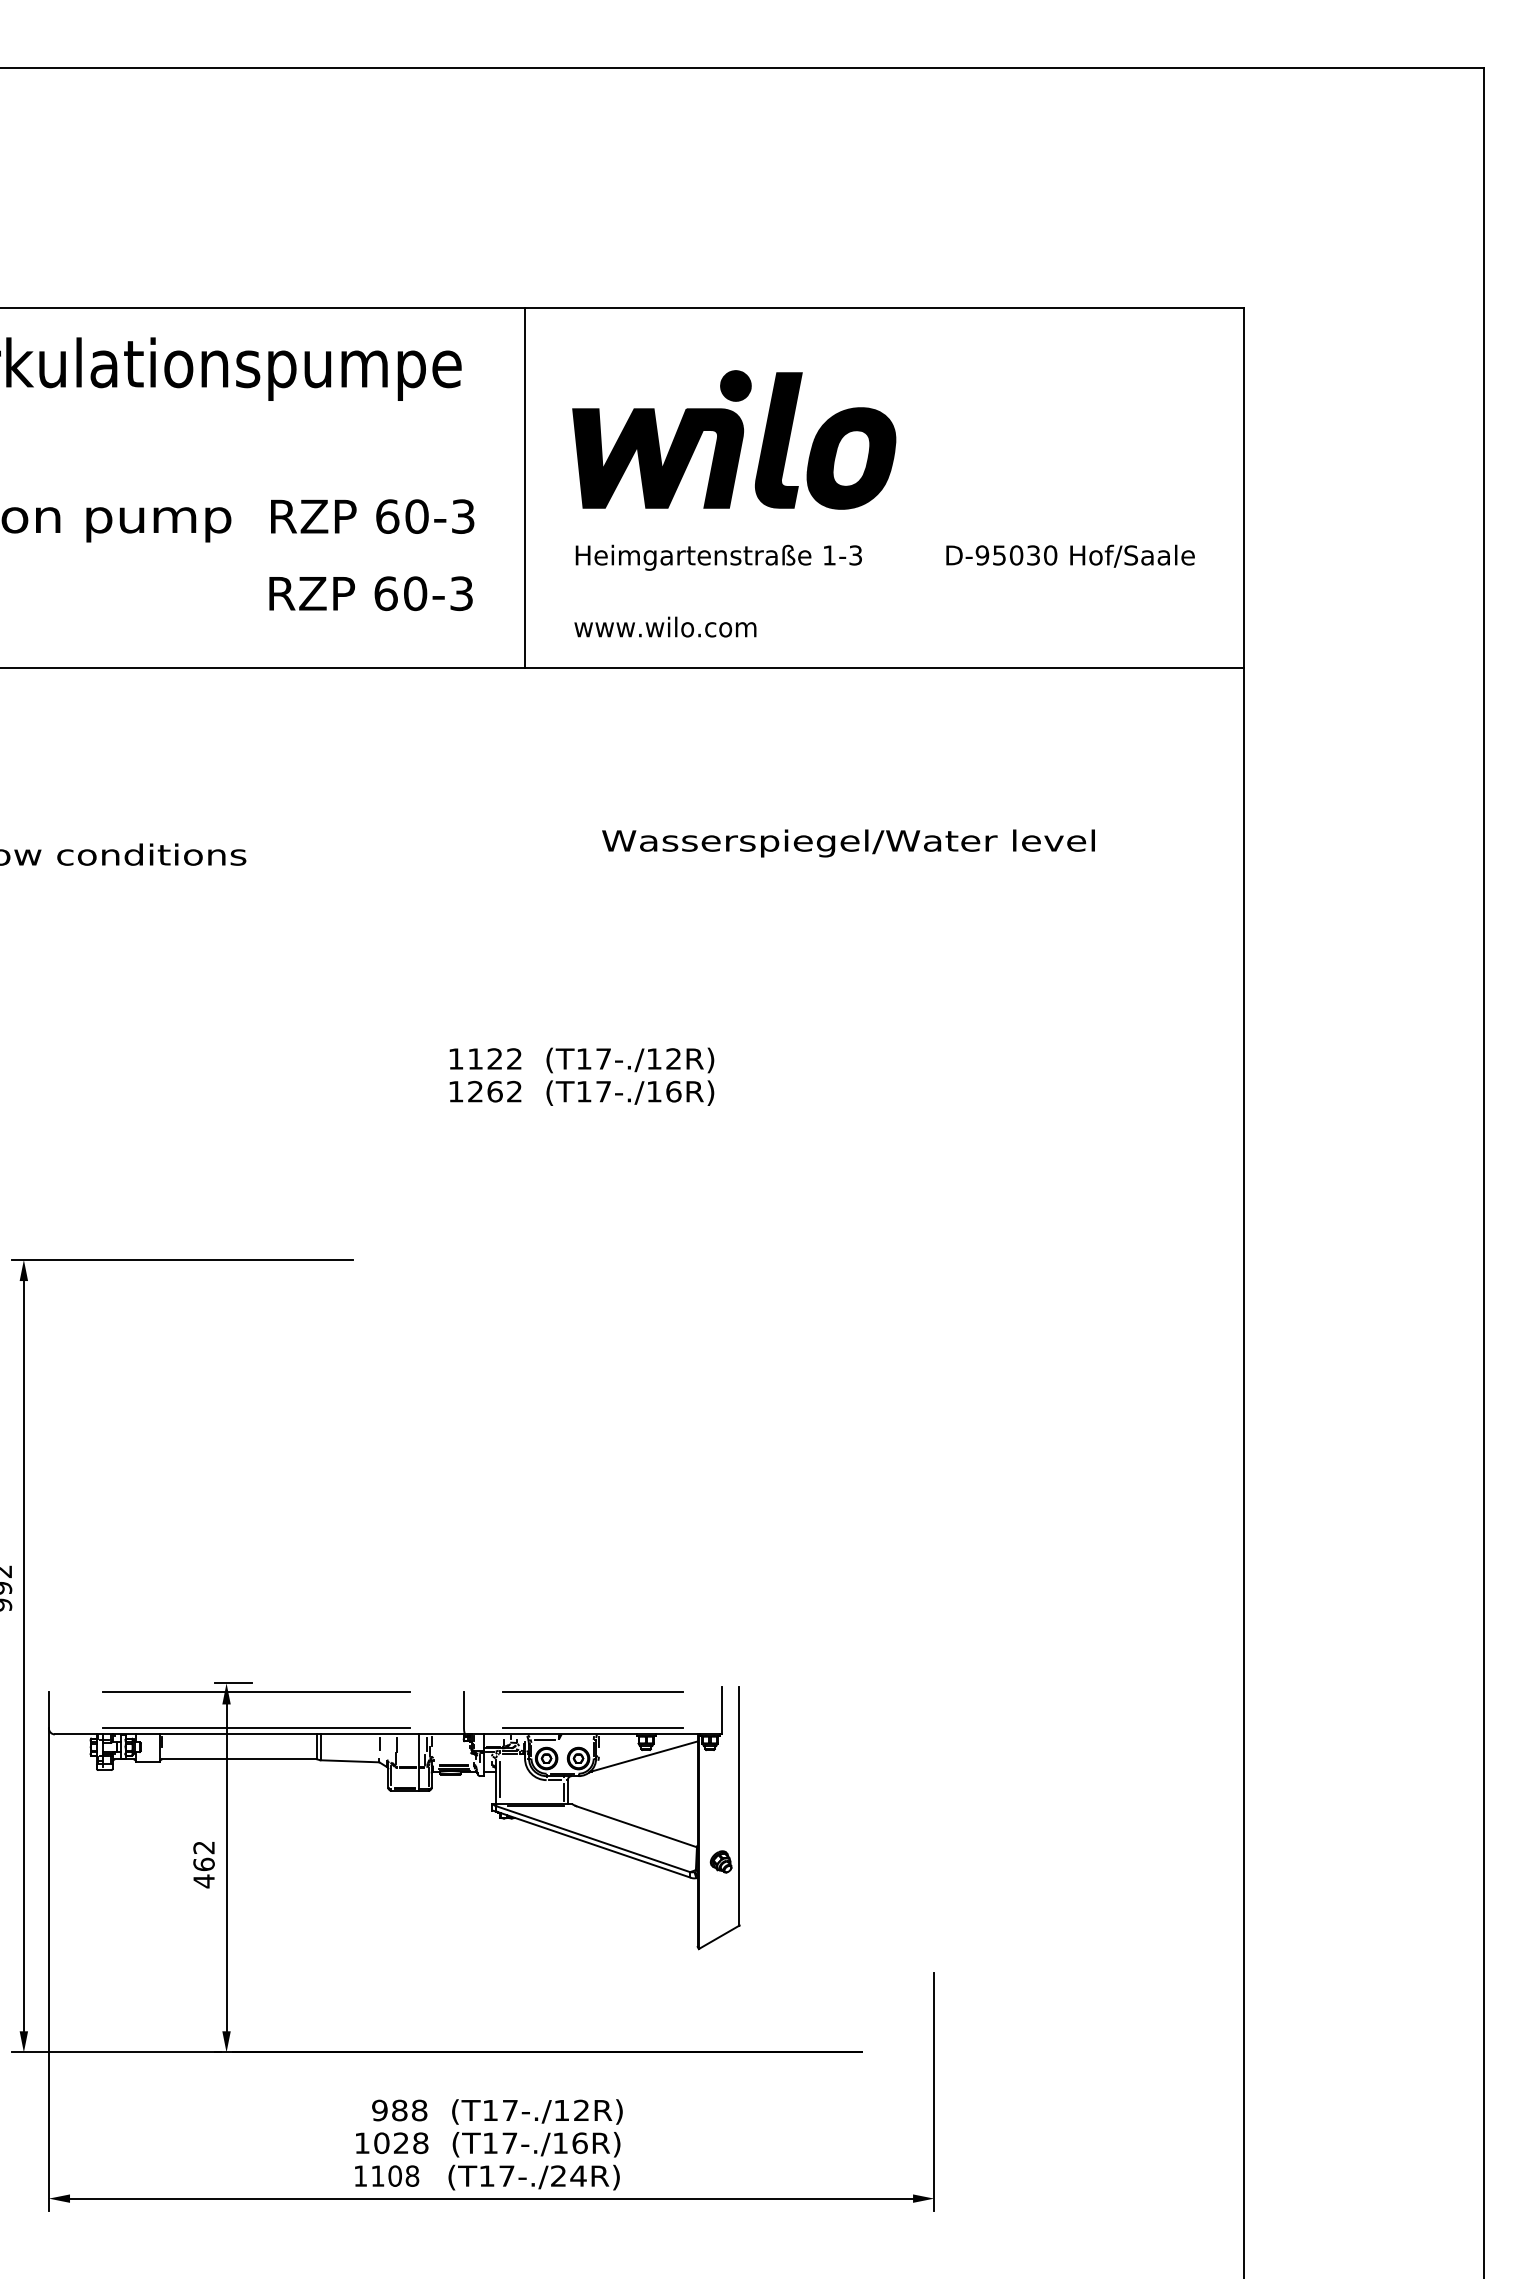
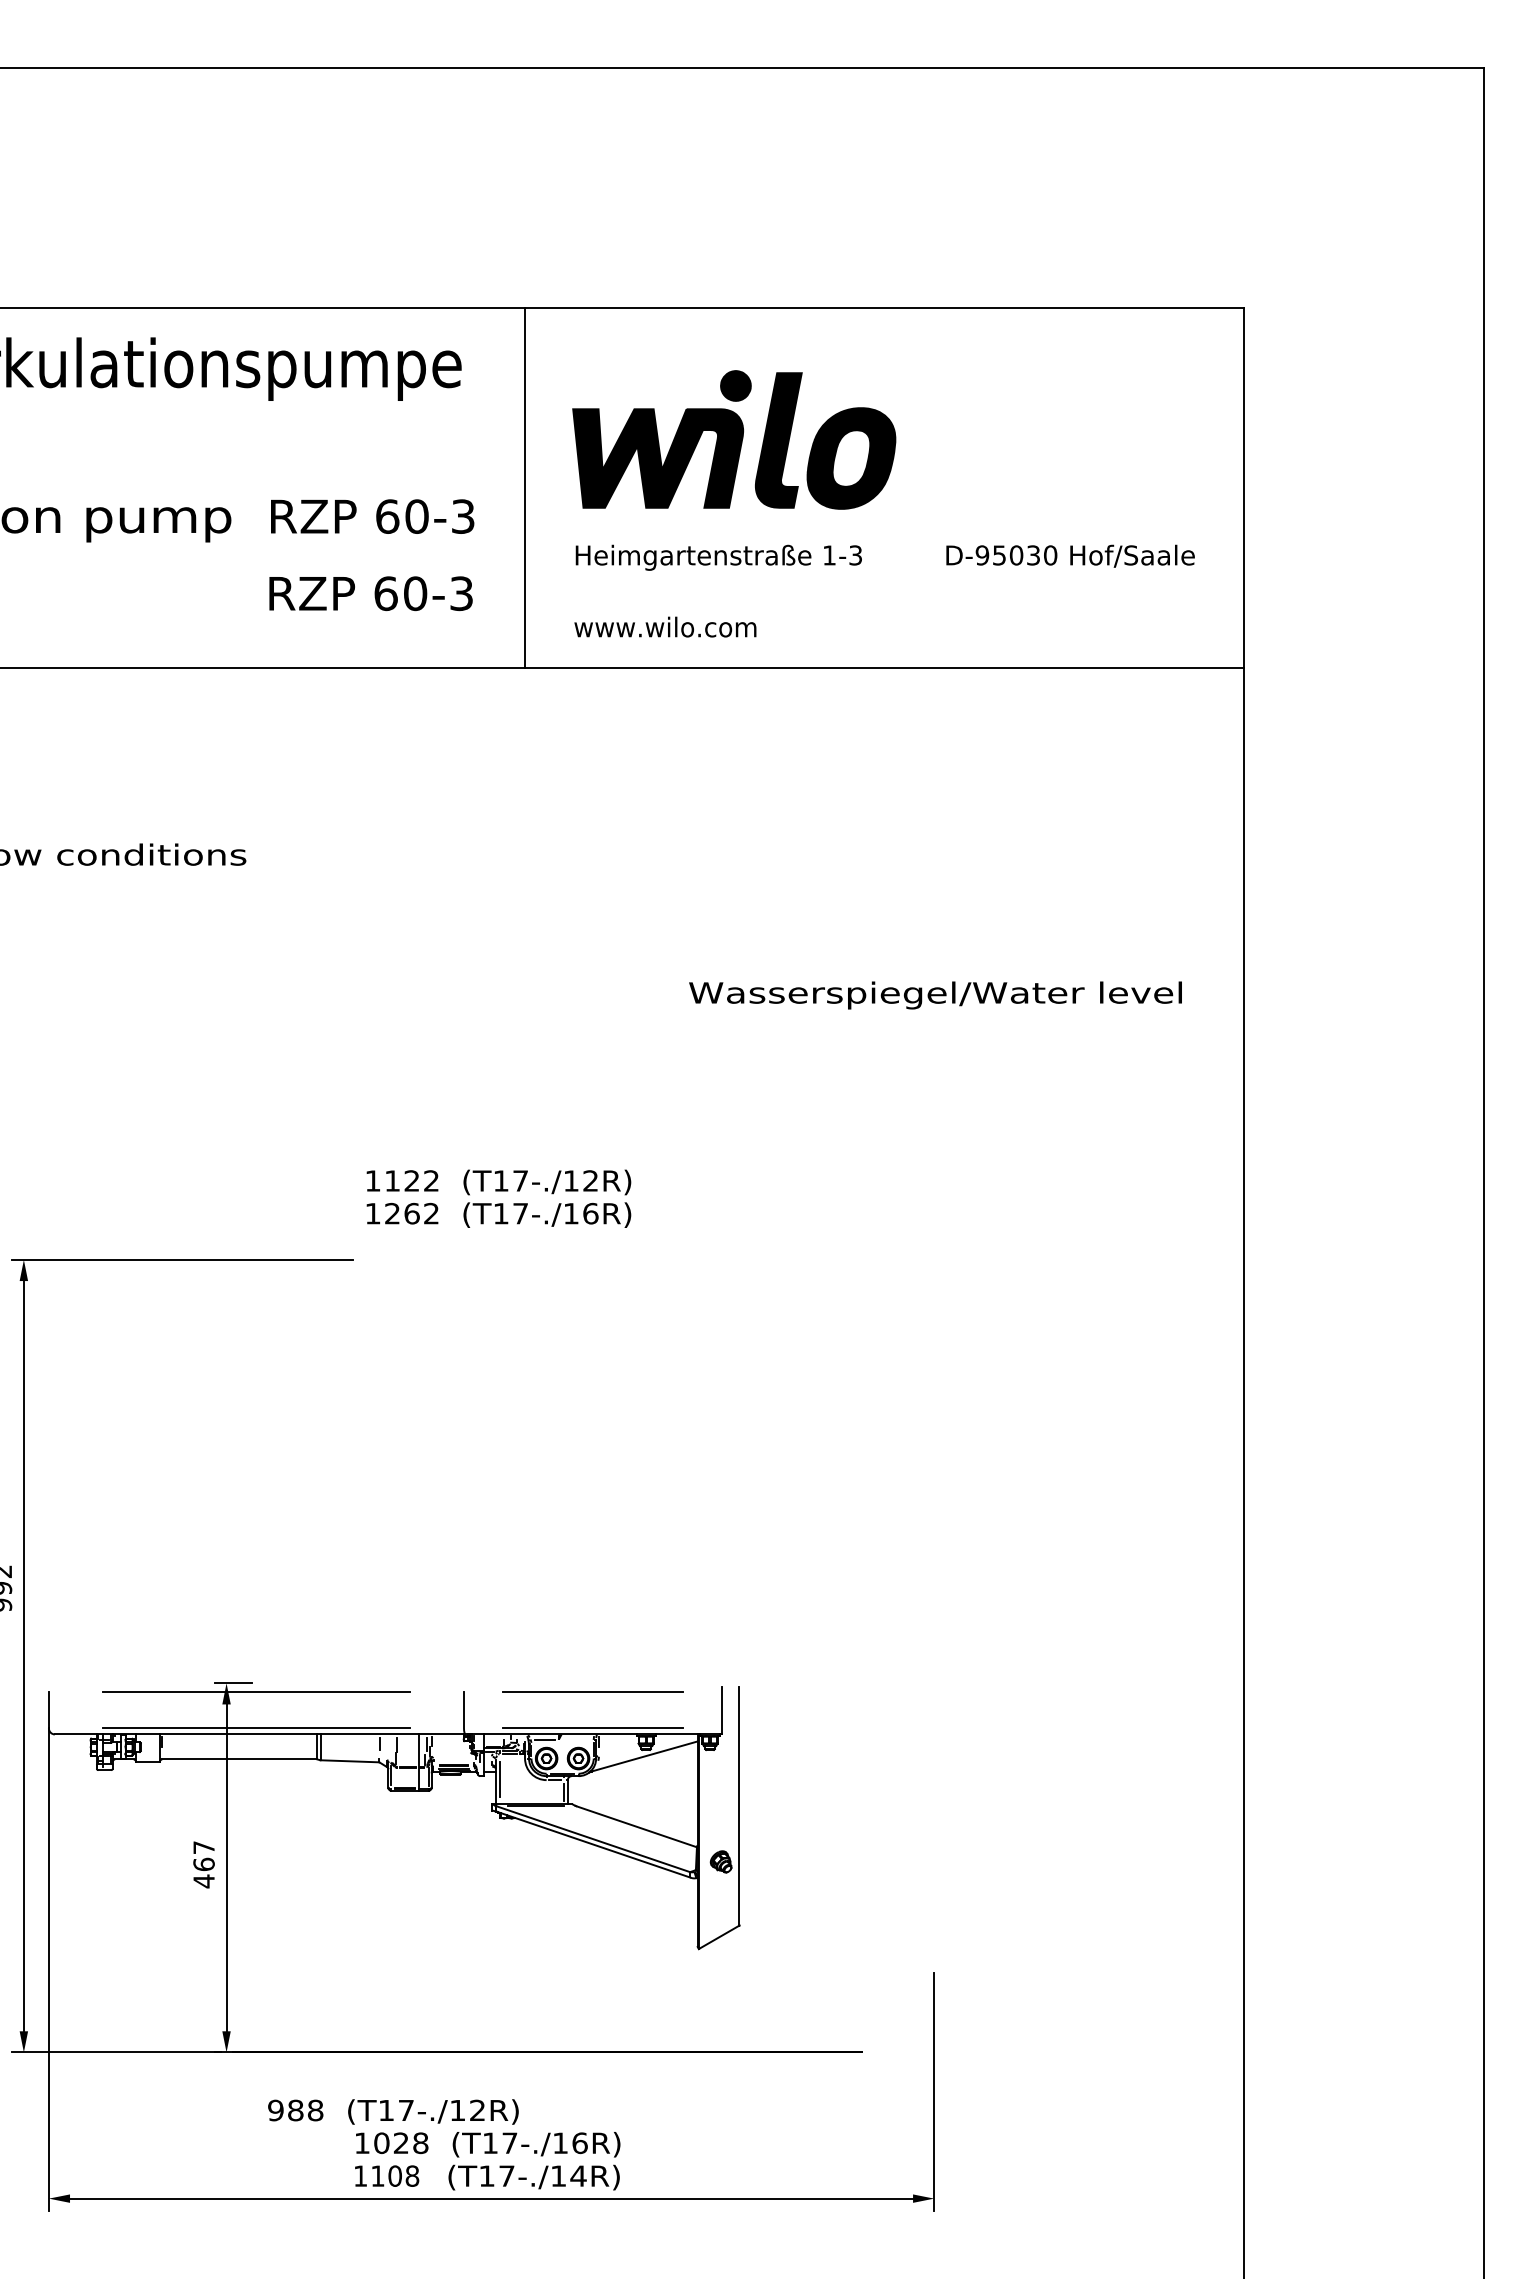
text position: (848, 843) -> (935, 995) (935, 995)
text position: (581, 1076) -> (498, 1198) (498, 1198)
text: 462 -> 467 (203, 1847)
text position: (497, 2111) -> (393, 2111) (393, 2111)
text: (T17-./24R) -> (T17-./14R) (558, 2175)
